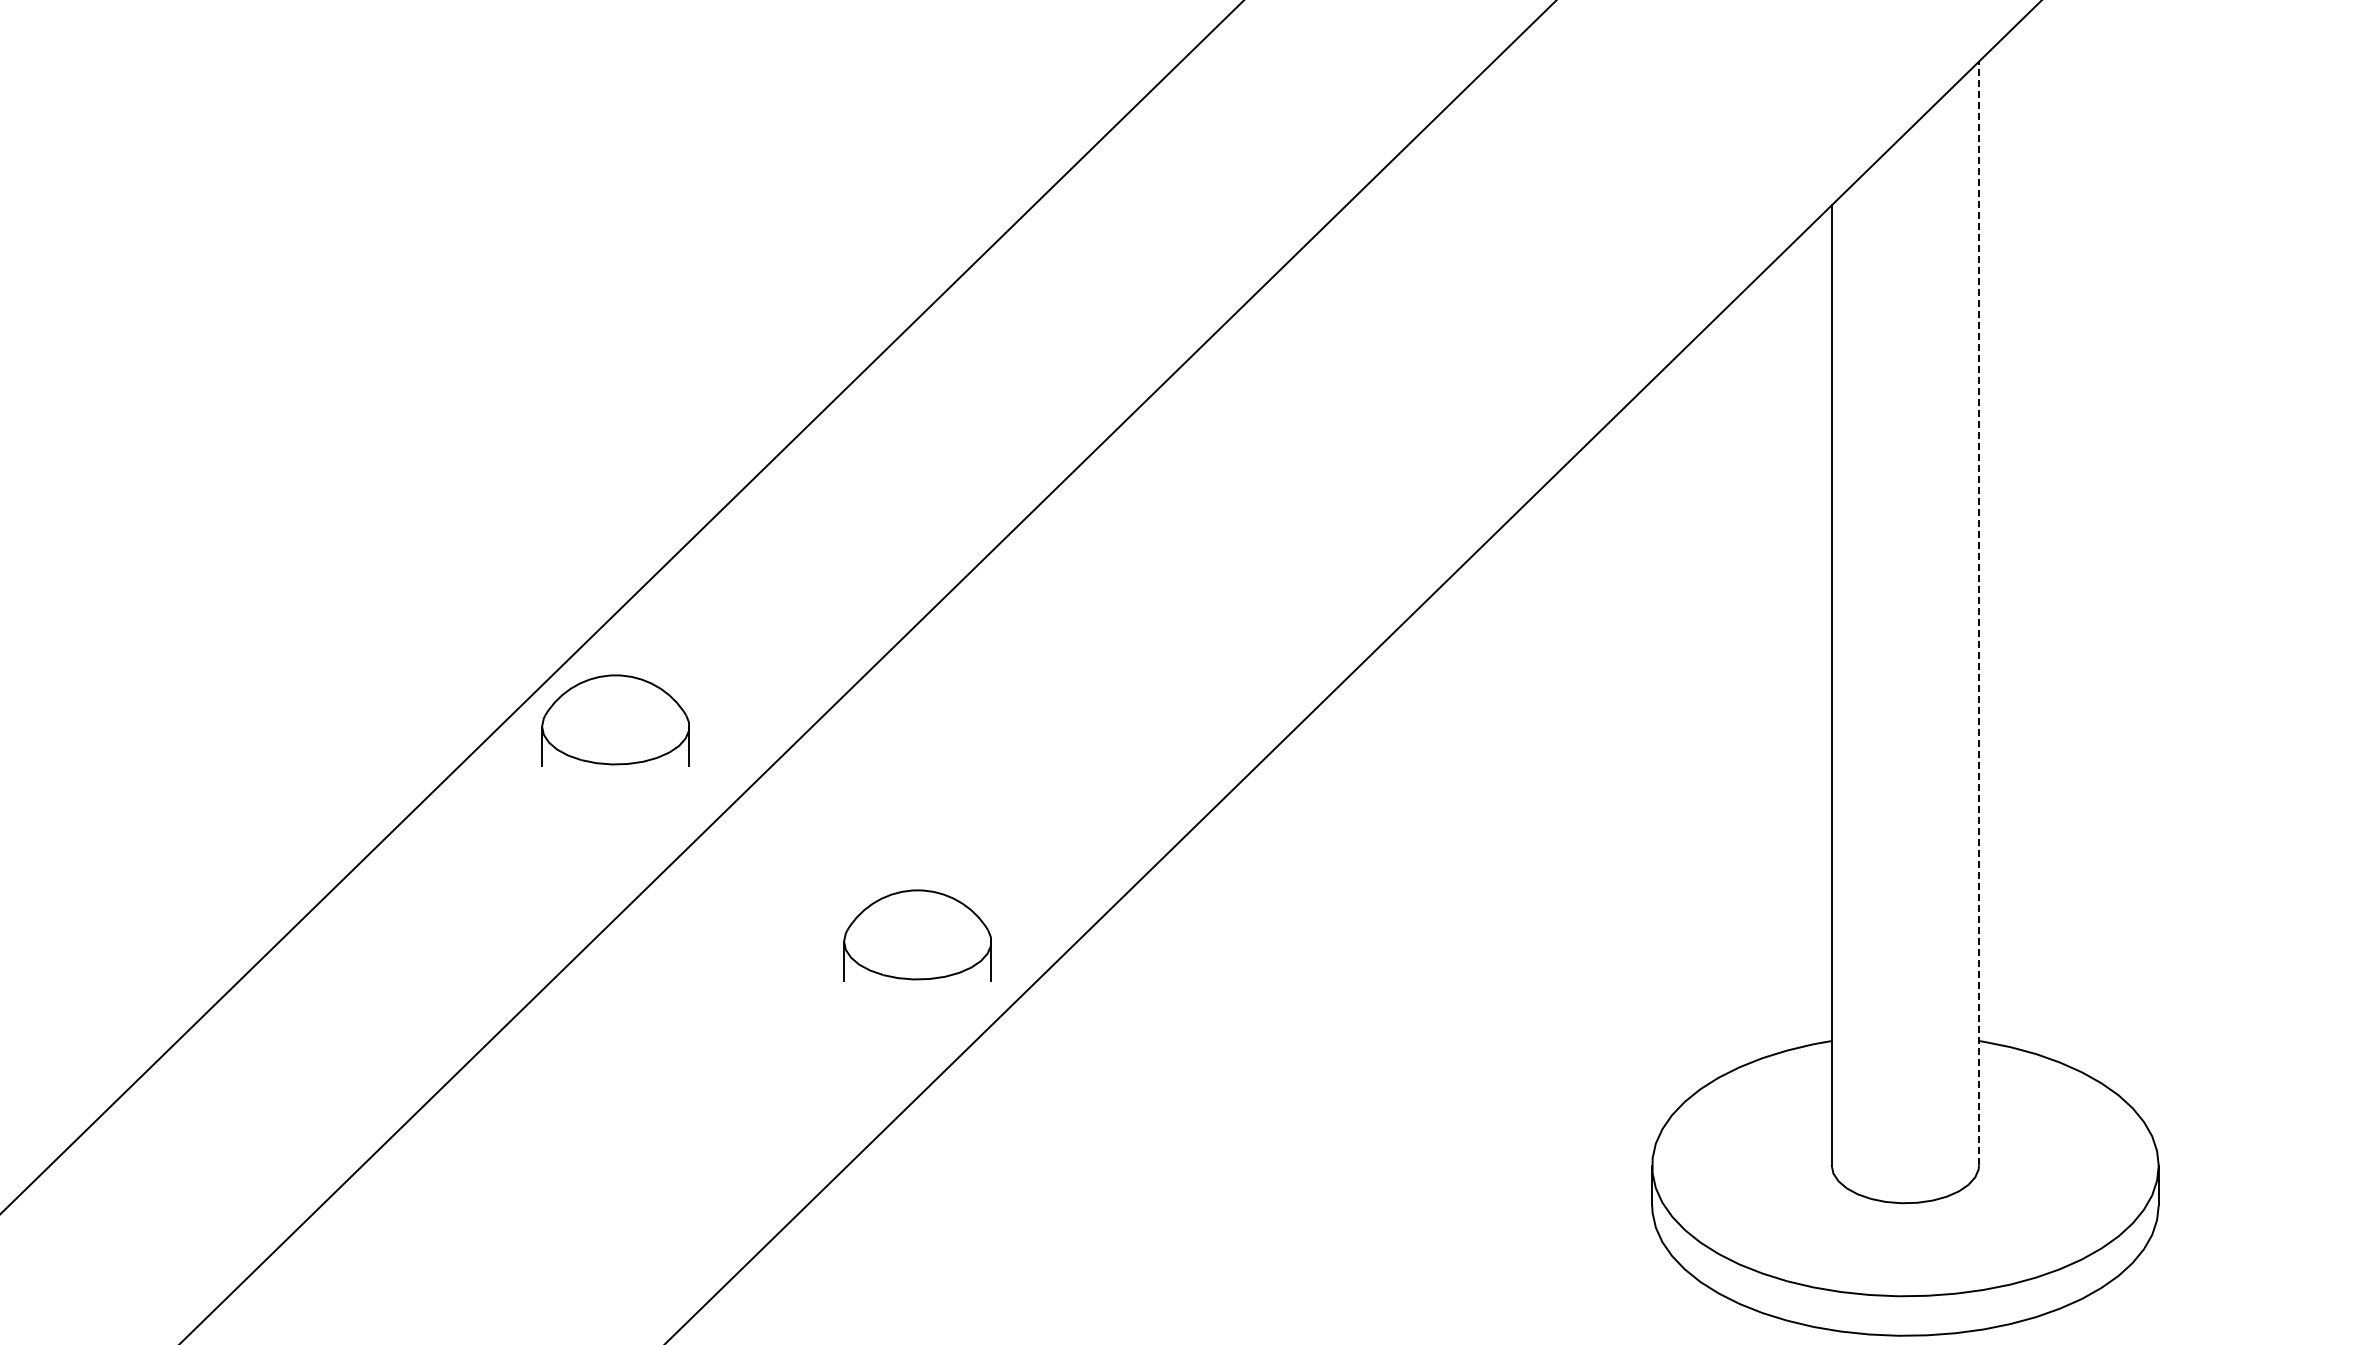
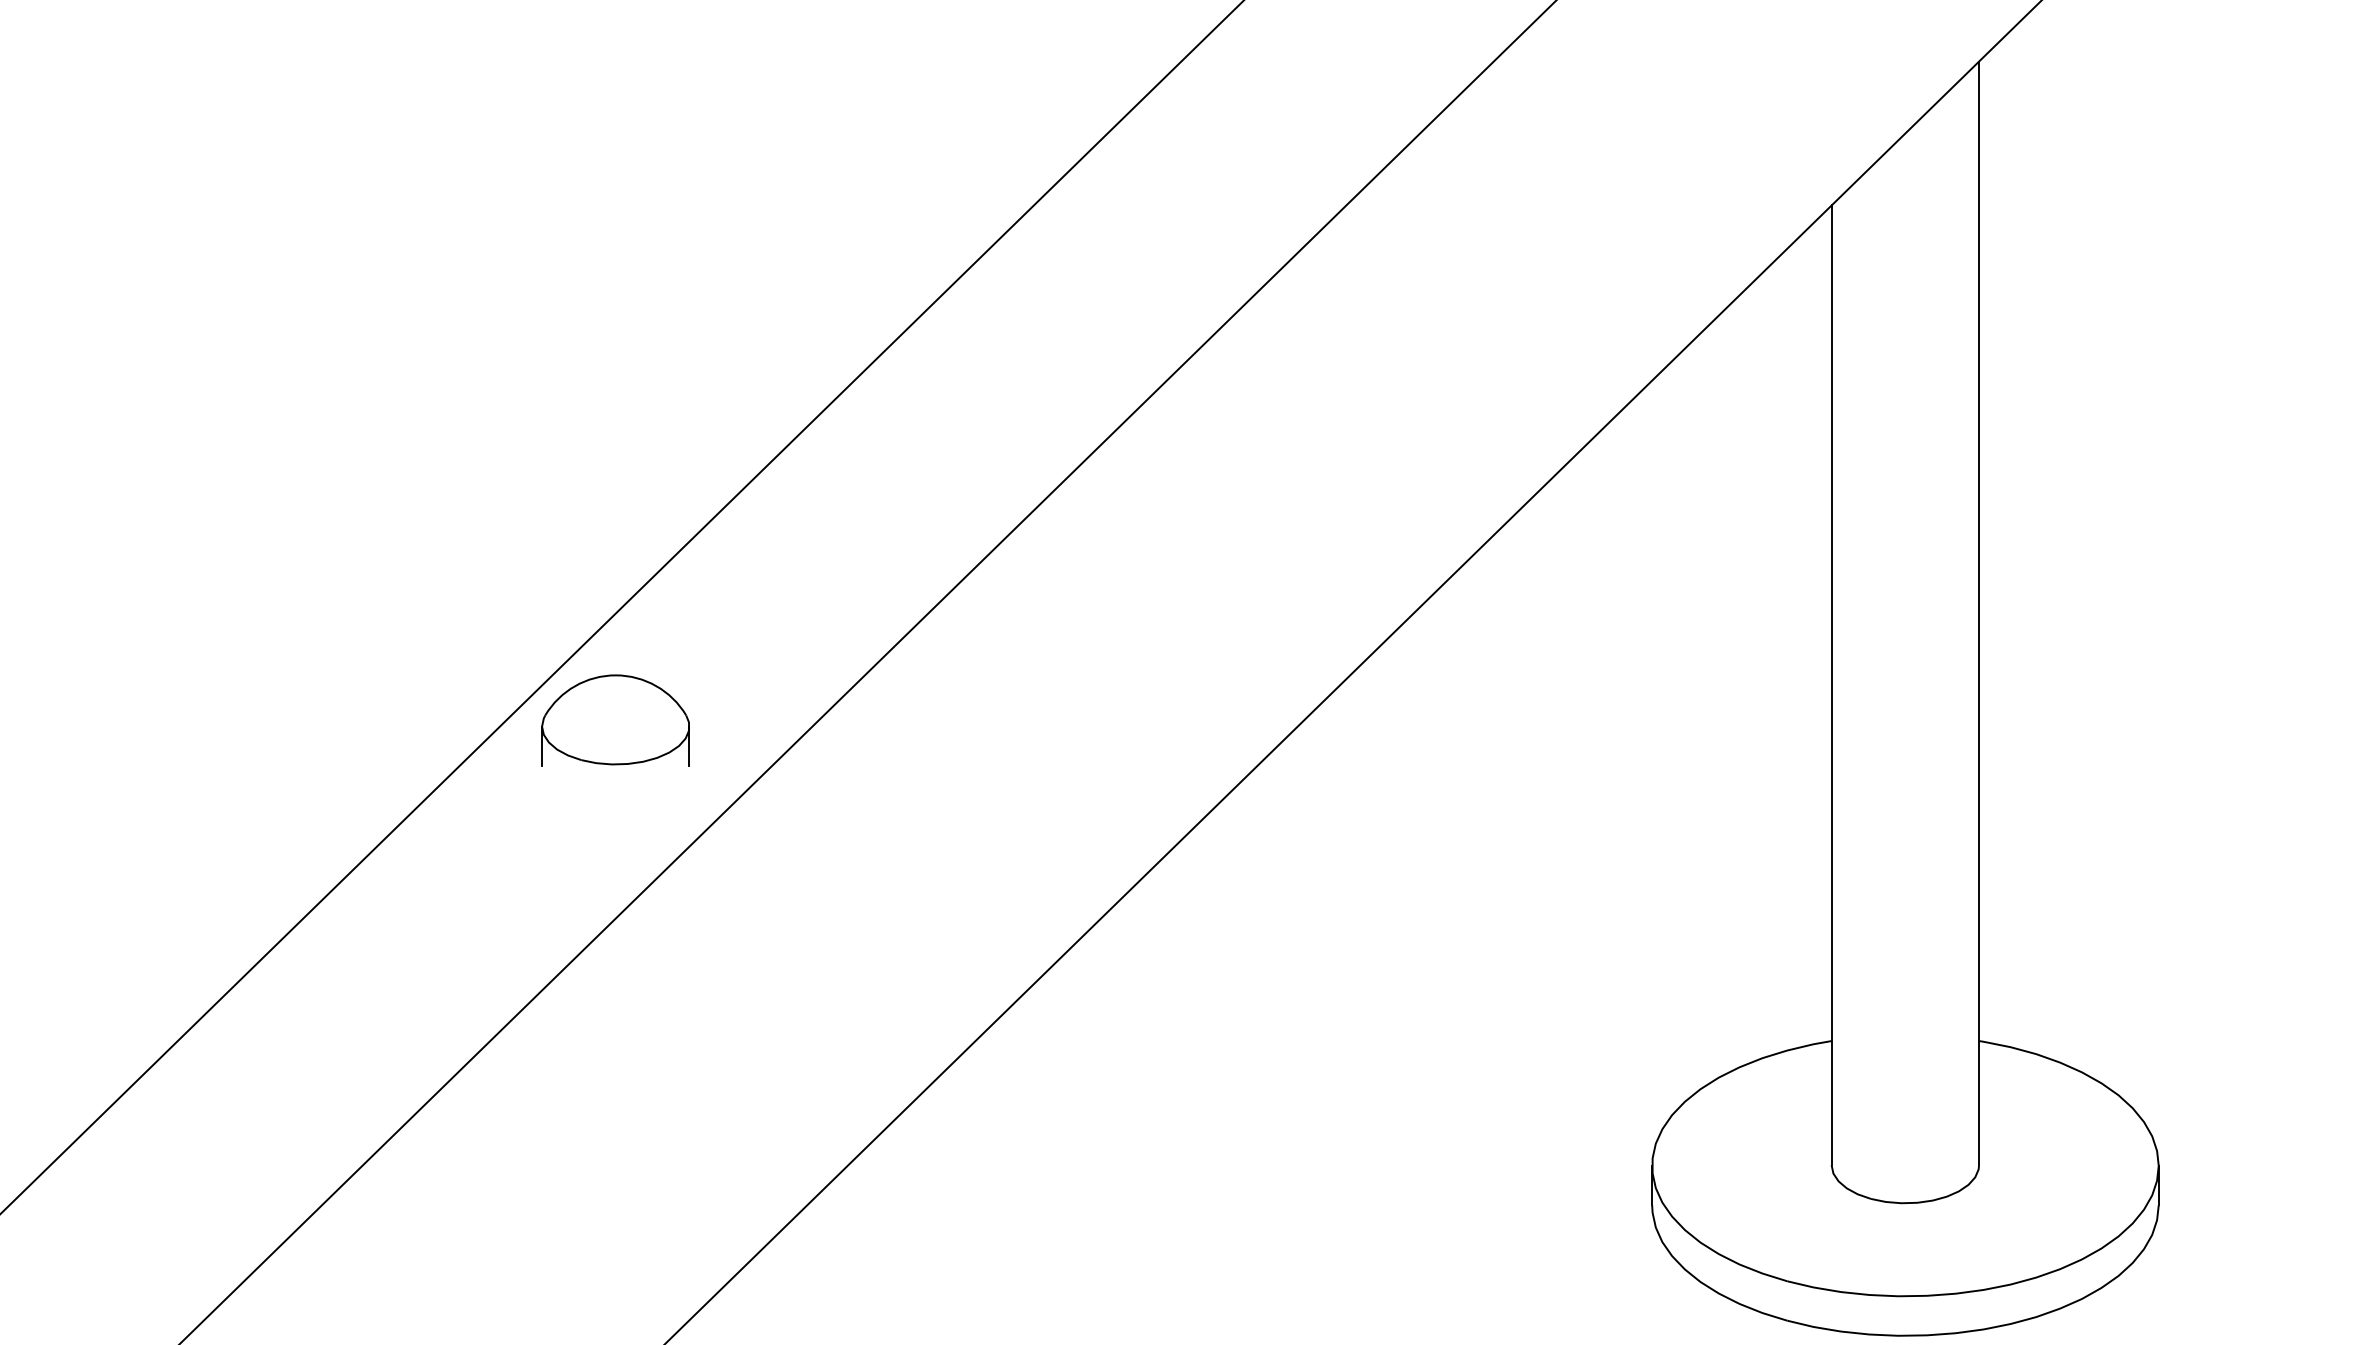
line: dashed -> solid (1979, 613)
part: present -> none (917, 935)
